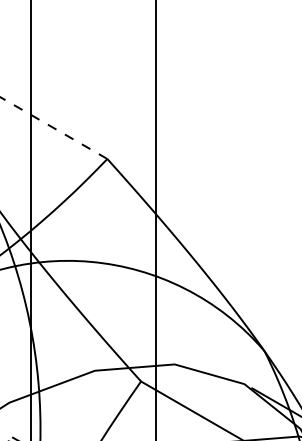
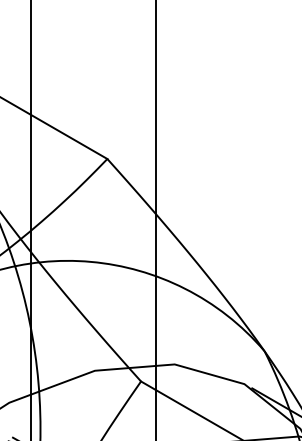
line: dashed -> solid (53, 128)
